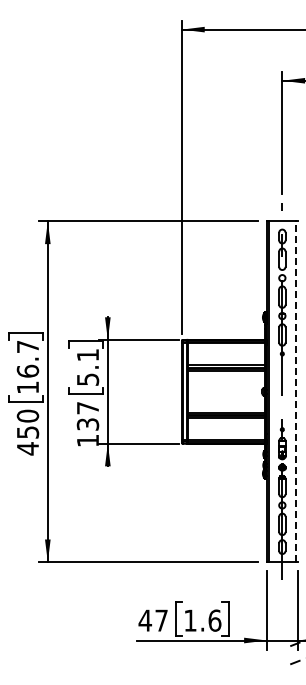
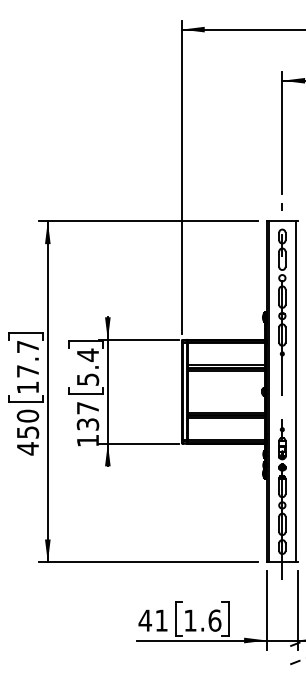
text: 5.1 -> 5.4 (87, 355)
text: 16.7 -> 17.7 (27, 370)
line: dashed -> solid (295, 391)
text: 47 -> 41 (161, 620)
